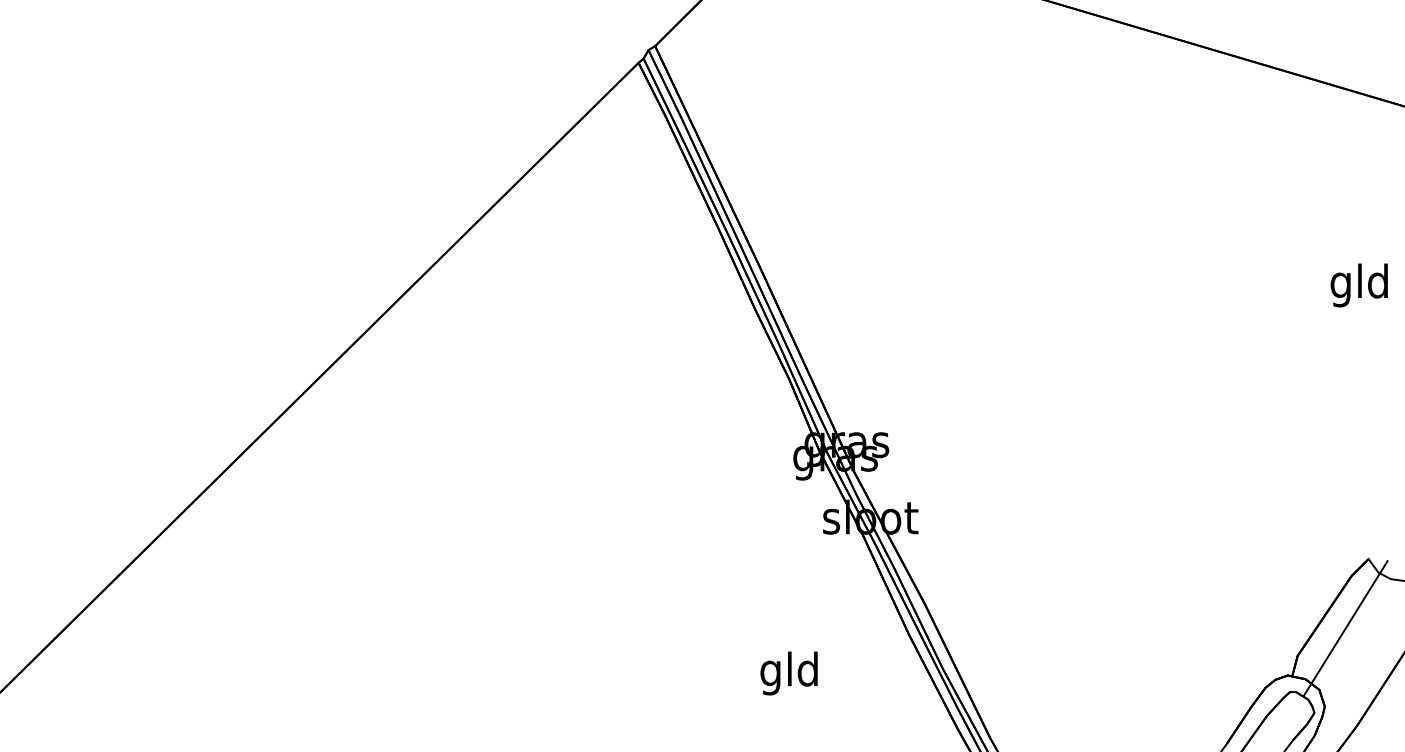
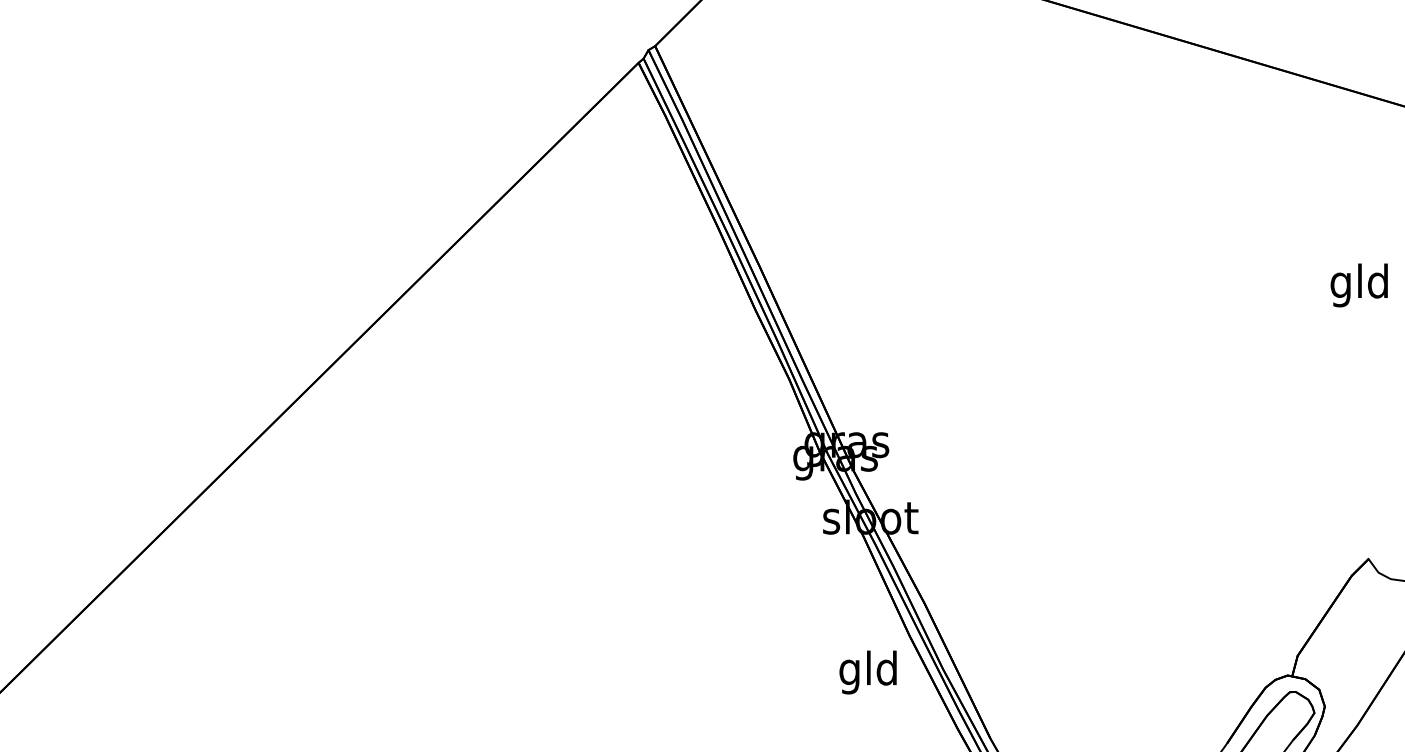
line: present -> none (1345, 628)
text position: (788, 673) -> (867, 672) (867, 672)
